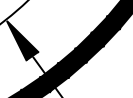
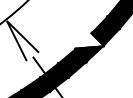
fill: present -> none (89, 40)
fill: present -> none (22, 41)
